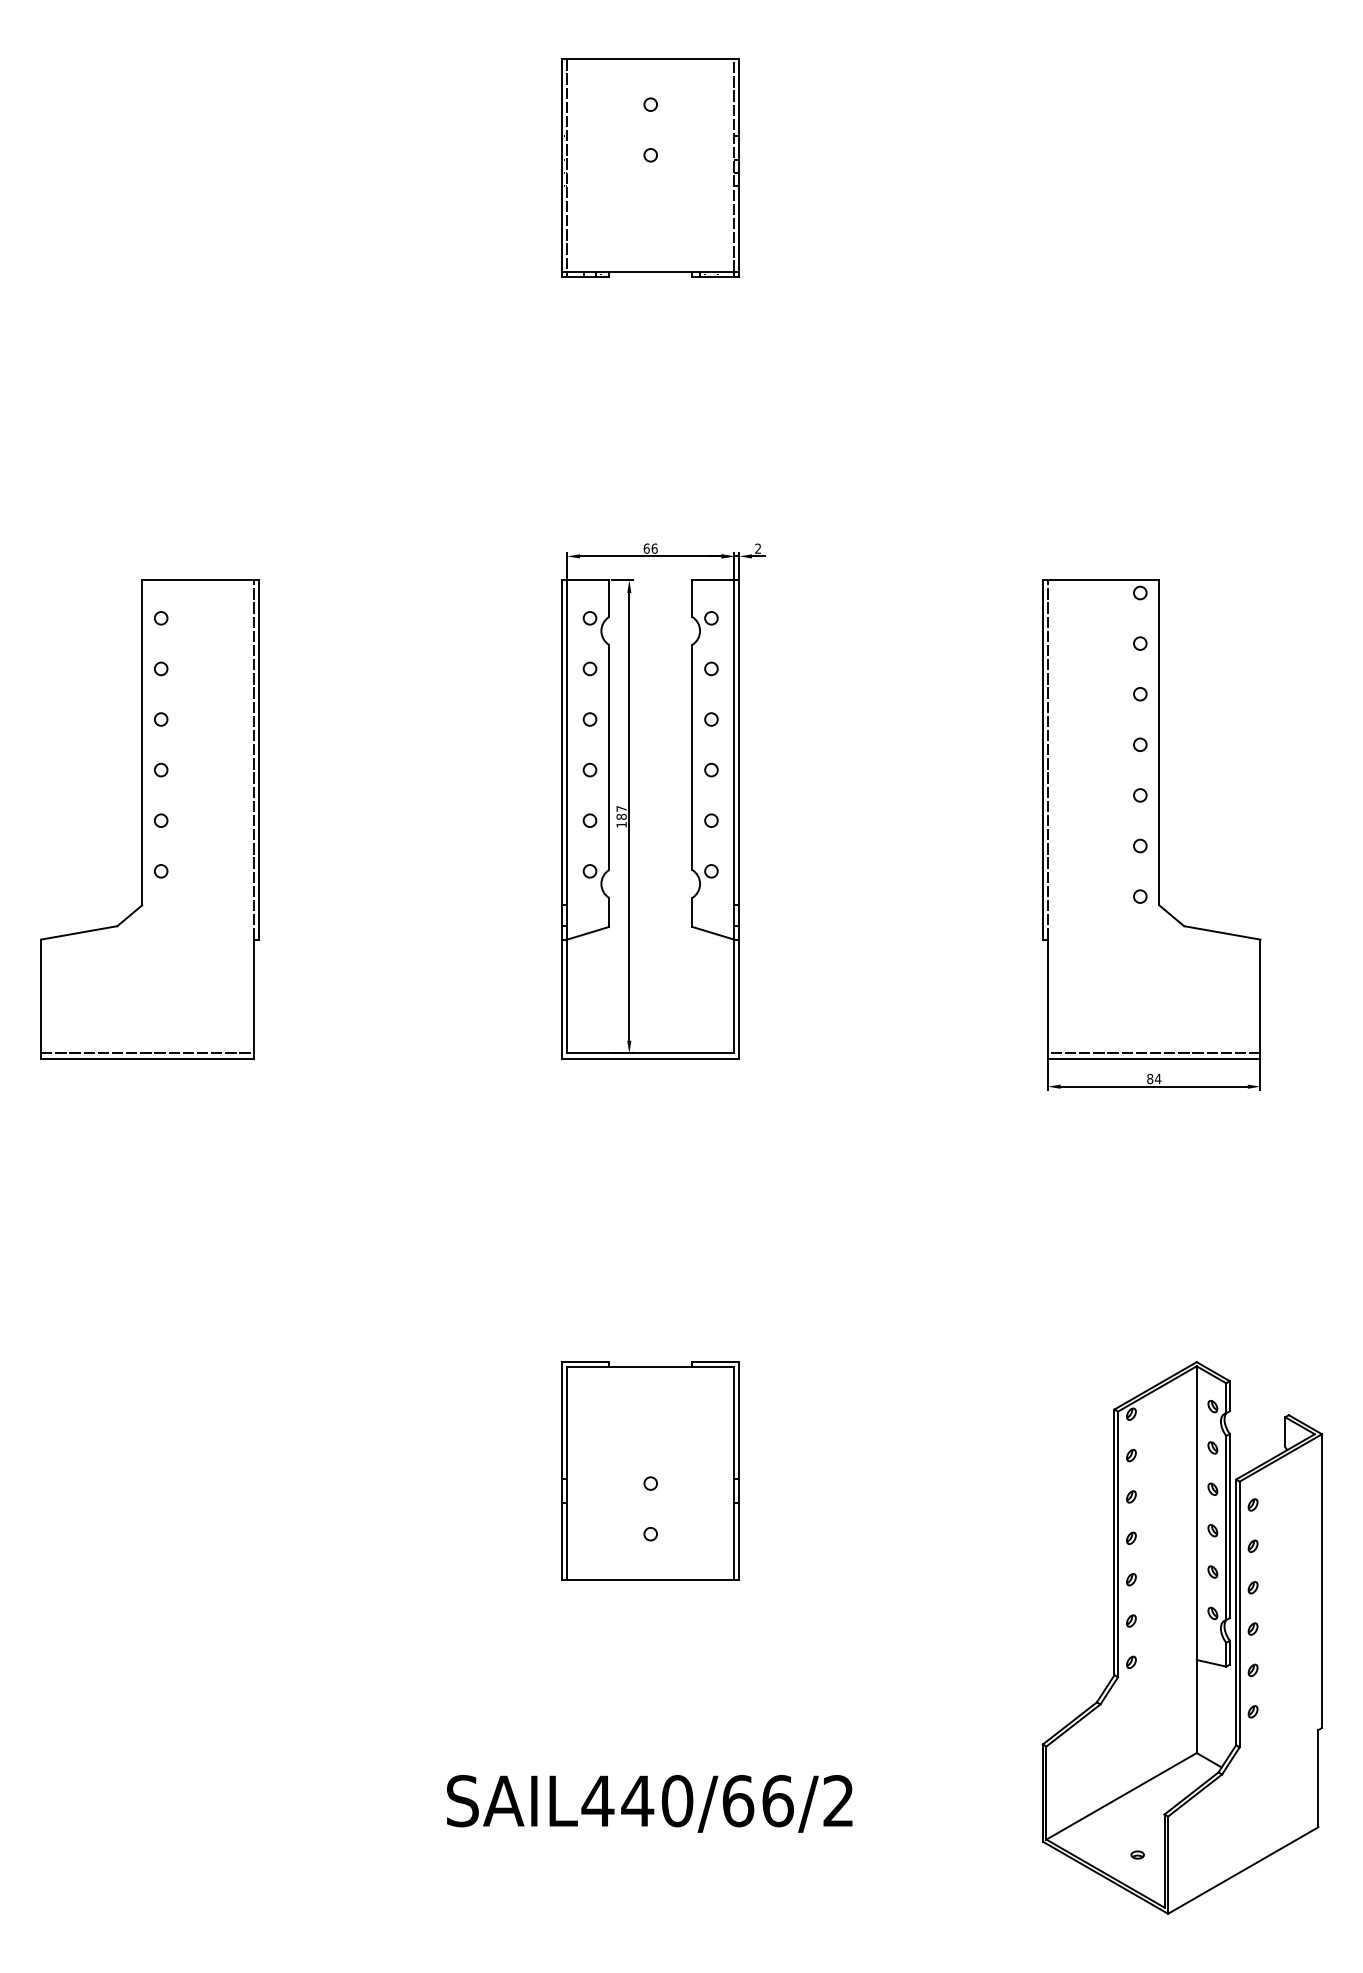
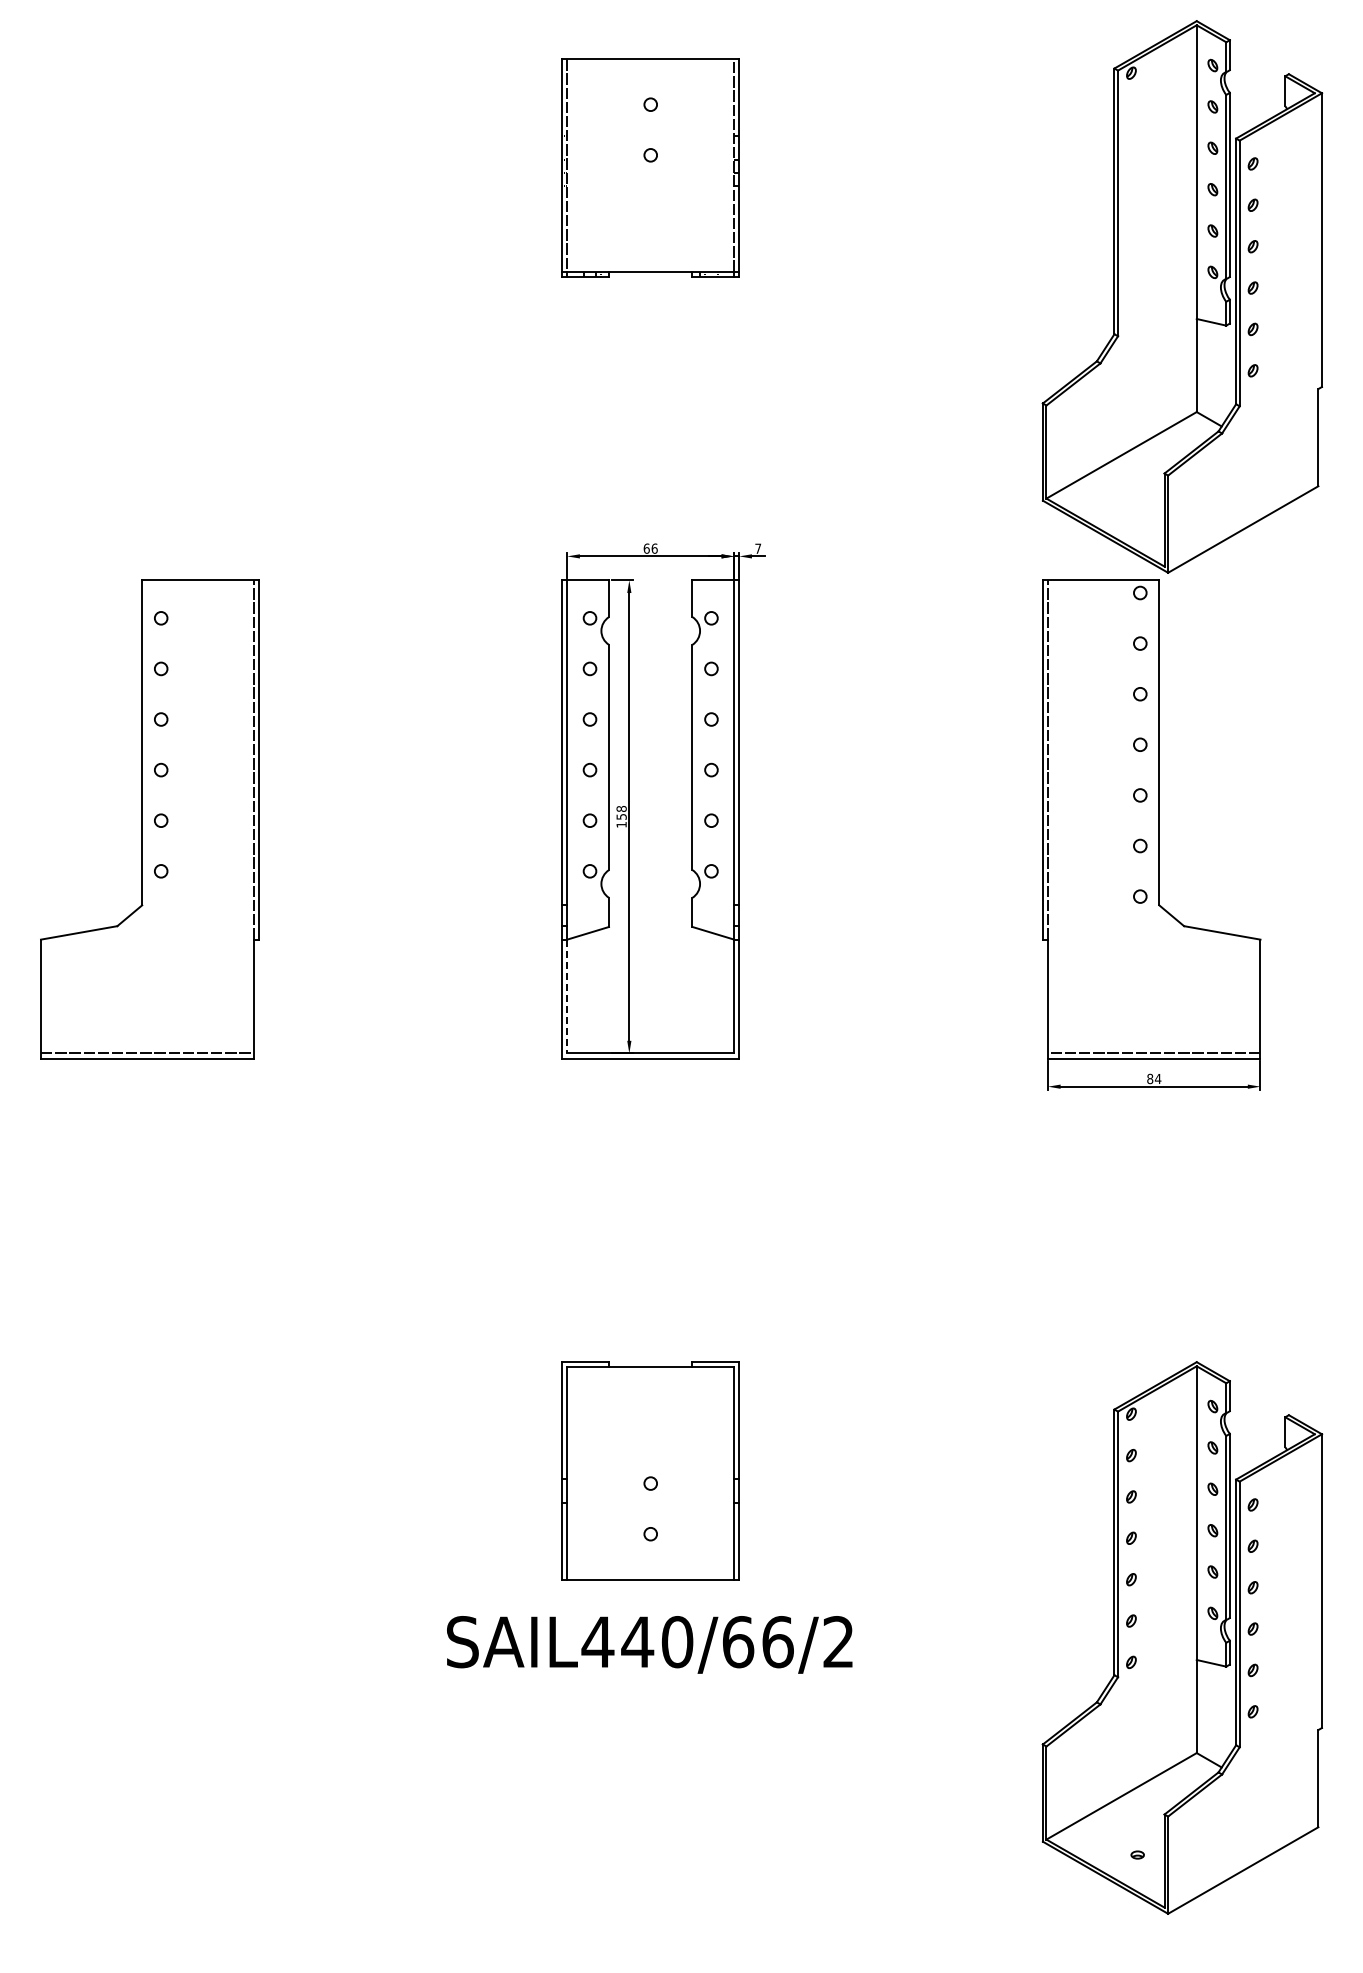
part: none -> present (1182, 296)
text: 2 -> 7 (758, 548)
text: 187 -> 158 (621, 812)
line: solid -> dashed (567, 996)
text position: (649, 1803) -> (649, 1644) (649, 1644)
